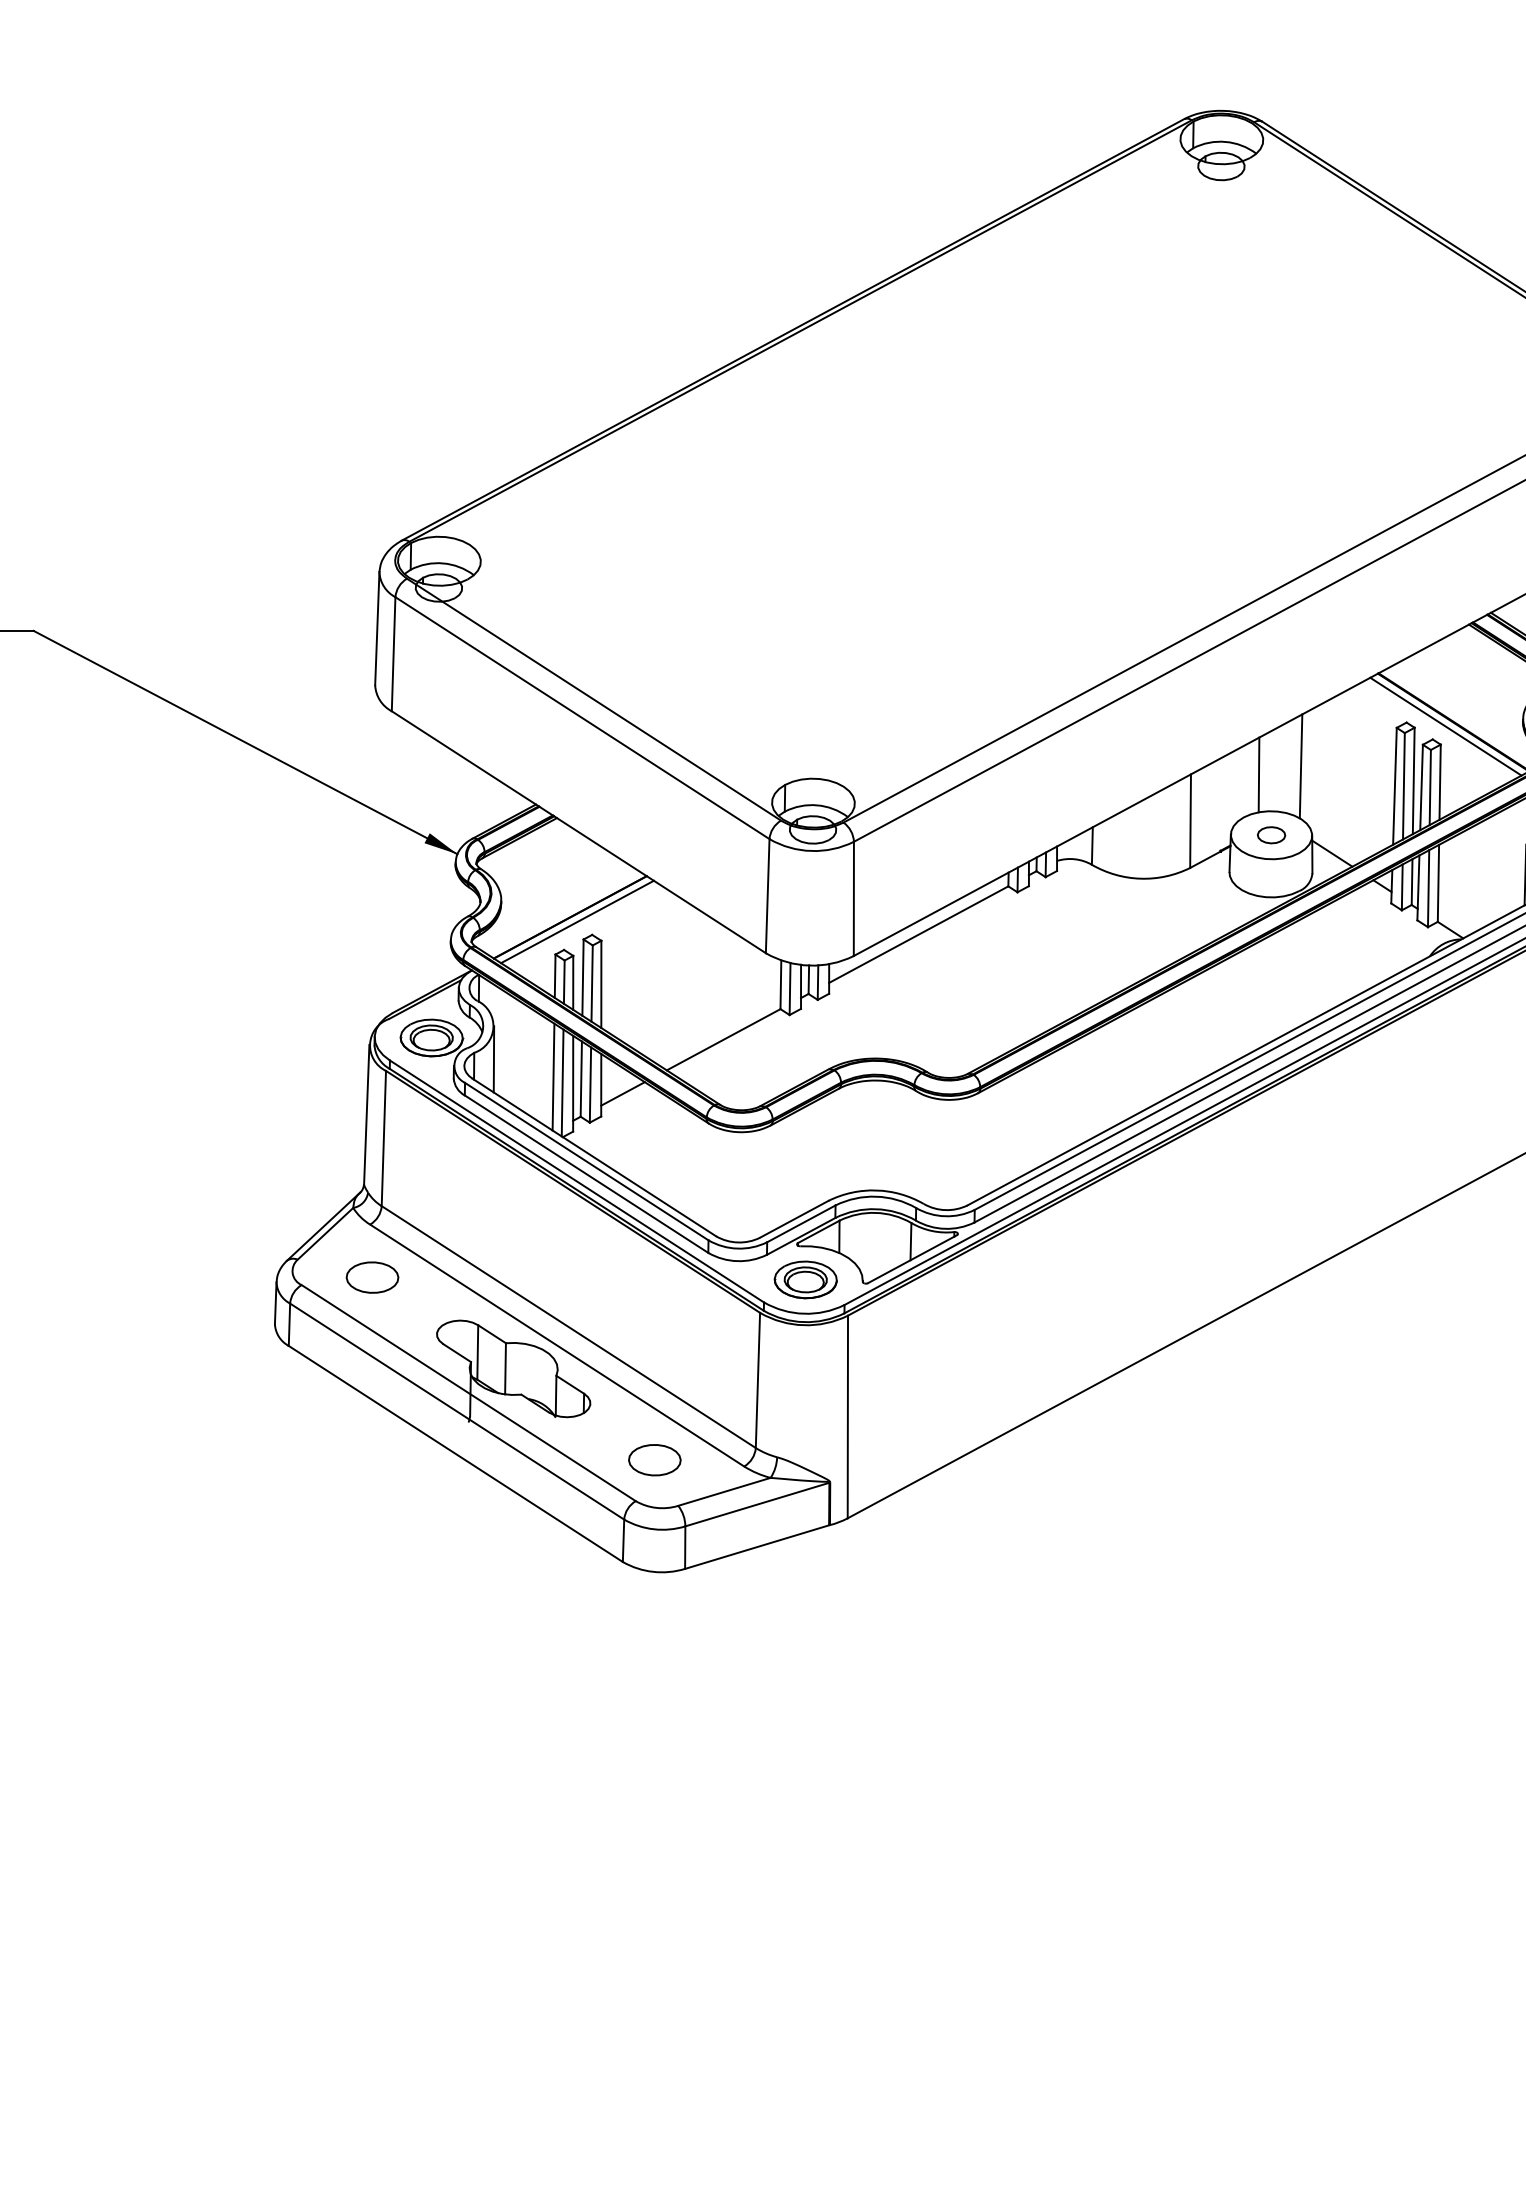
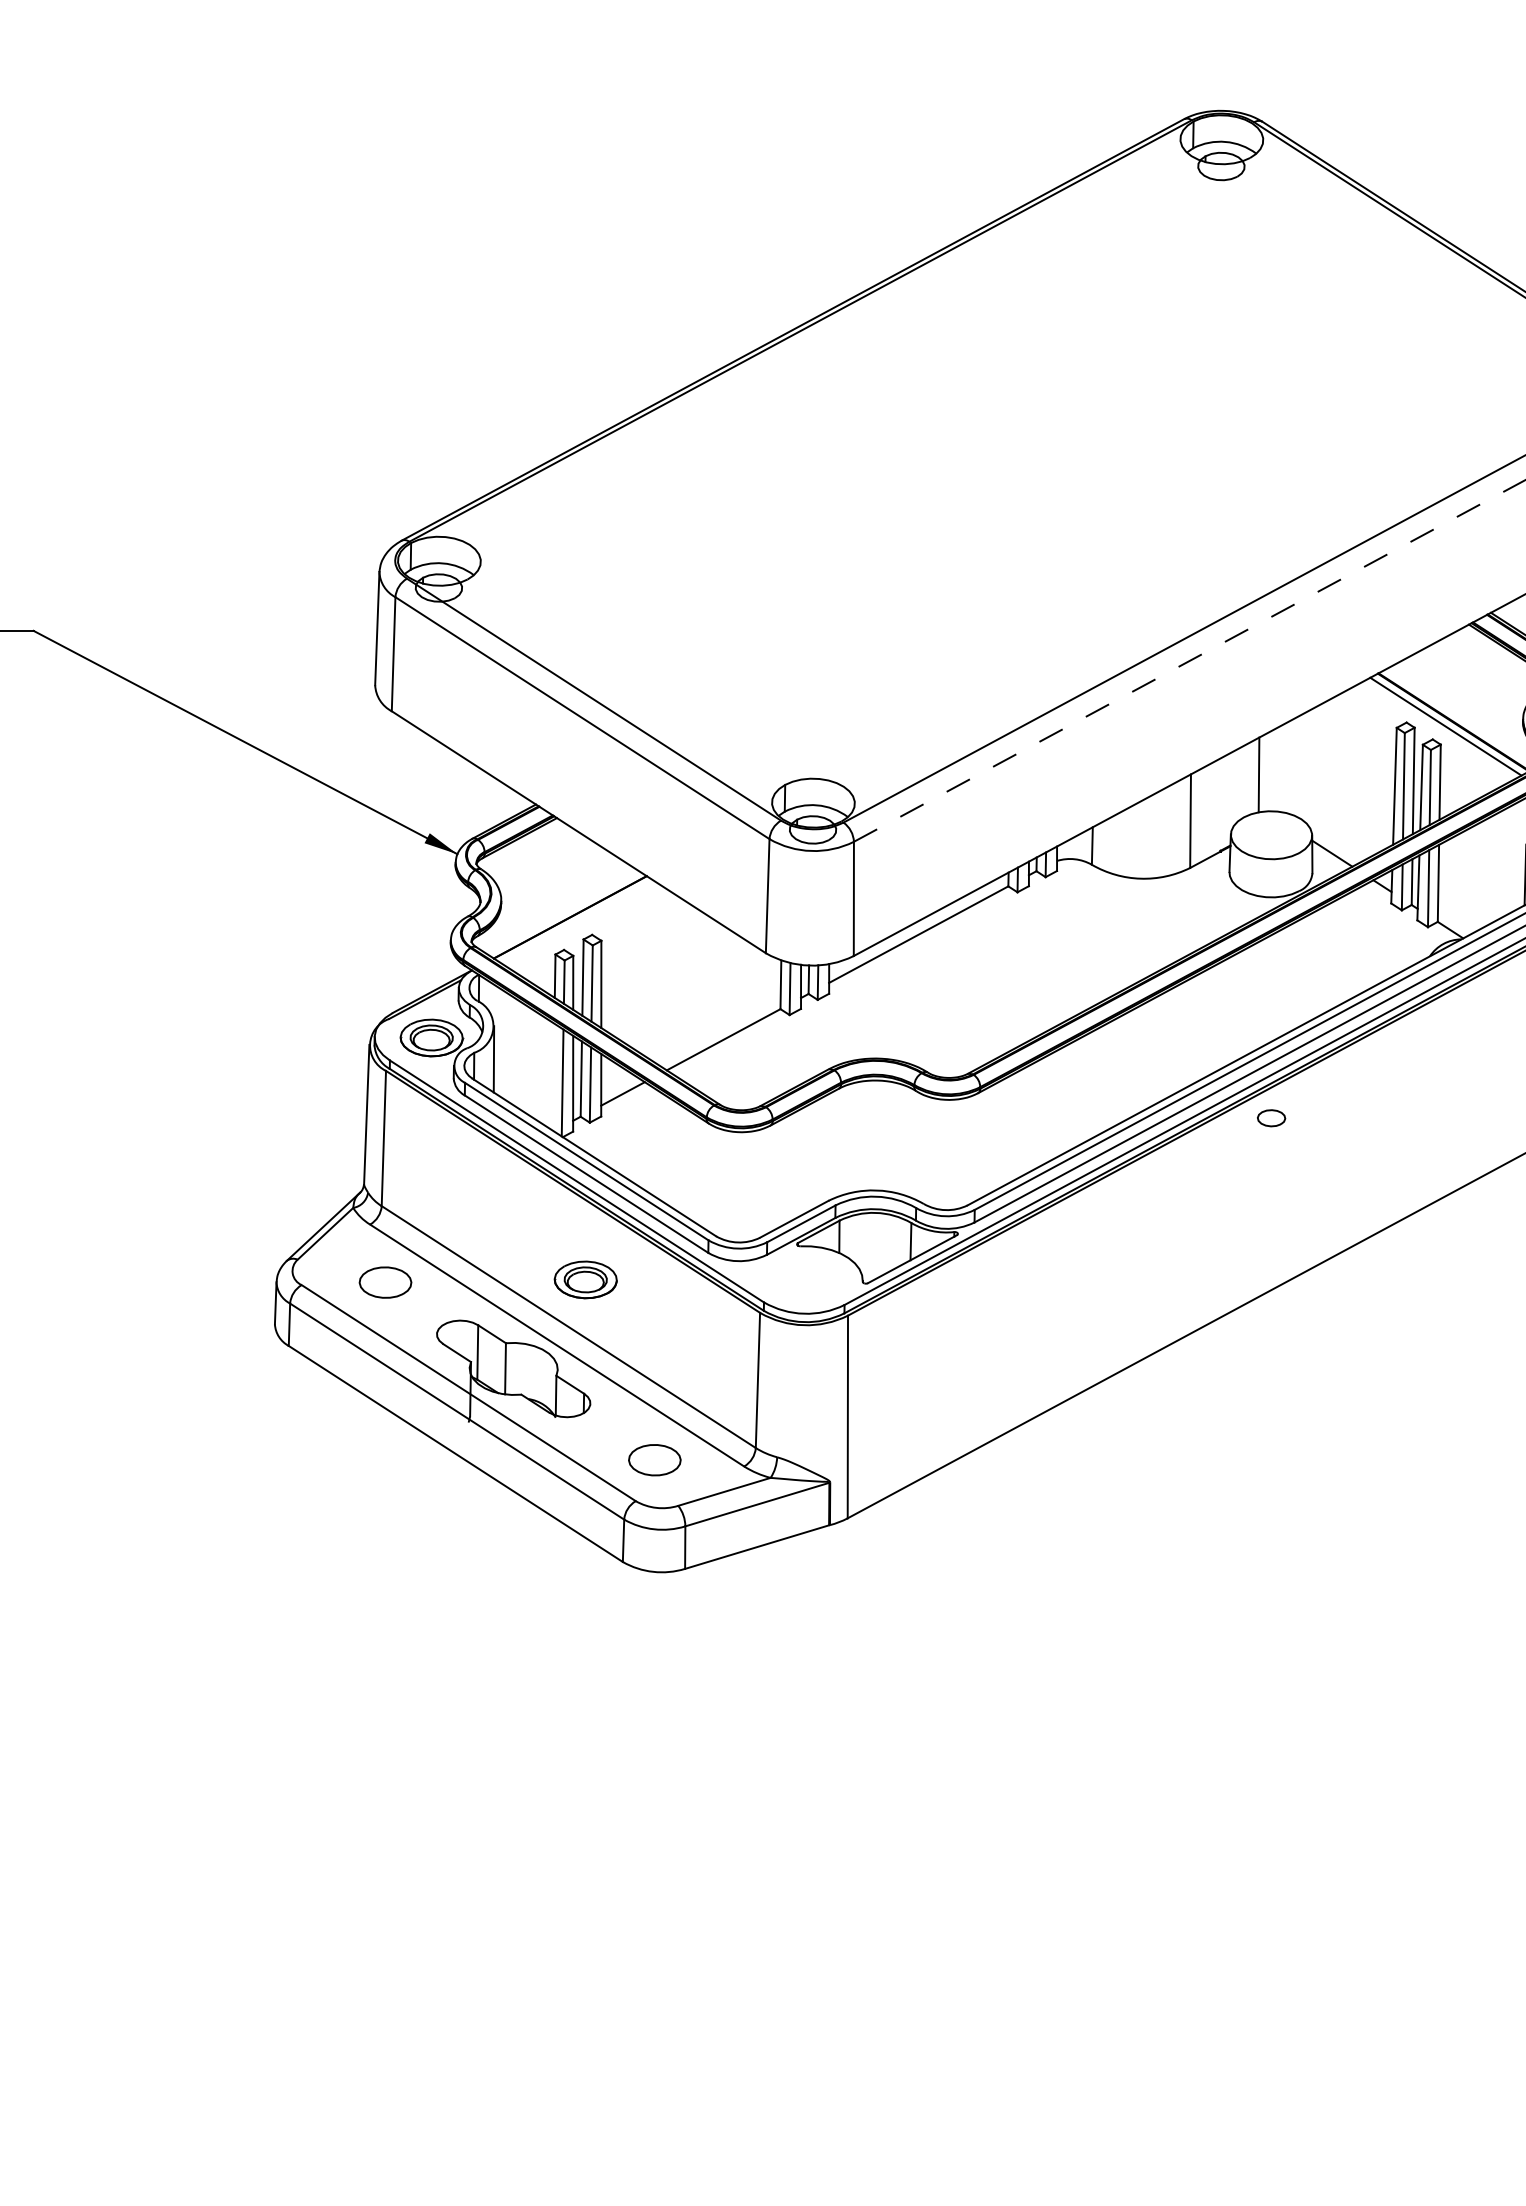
line: solid -> dashed (1190, 660)
line: present -> none (1300, 766)
part position: (1271, 835) -> (1271, 1118) (1271, 1118)
line: present -> none (577, 921)
line: present -> none (553, 1076)
part position: (372, 1277) -> (385, 1282) (385, 1282)
part position: (805, 1279) -> (585, 1279) (585, 1279)
